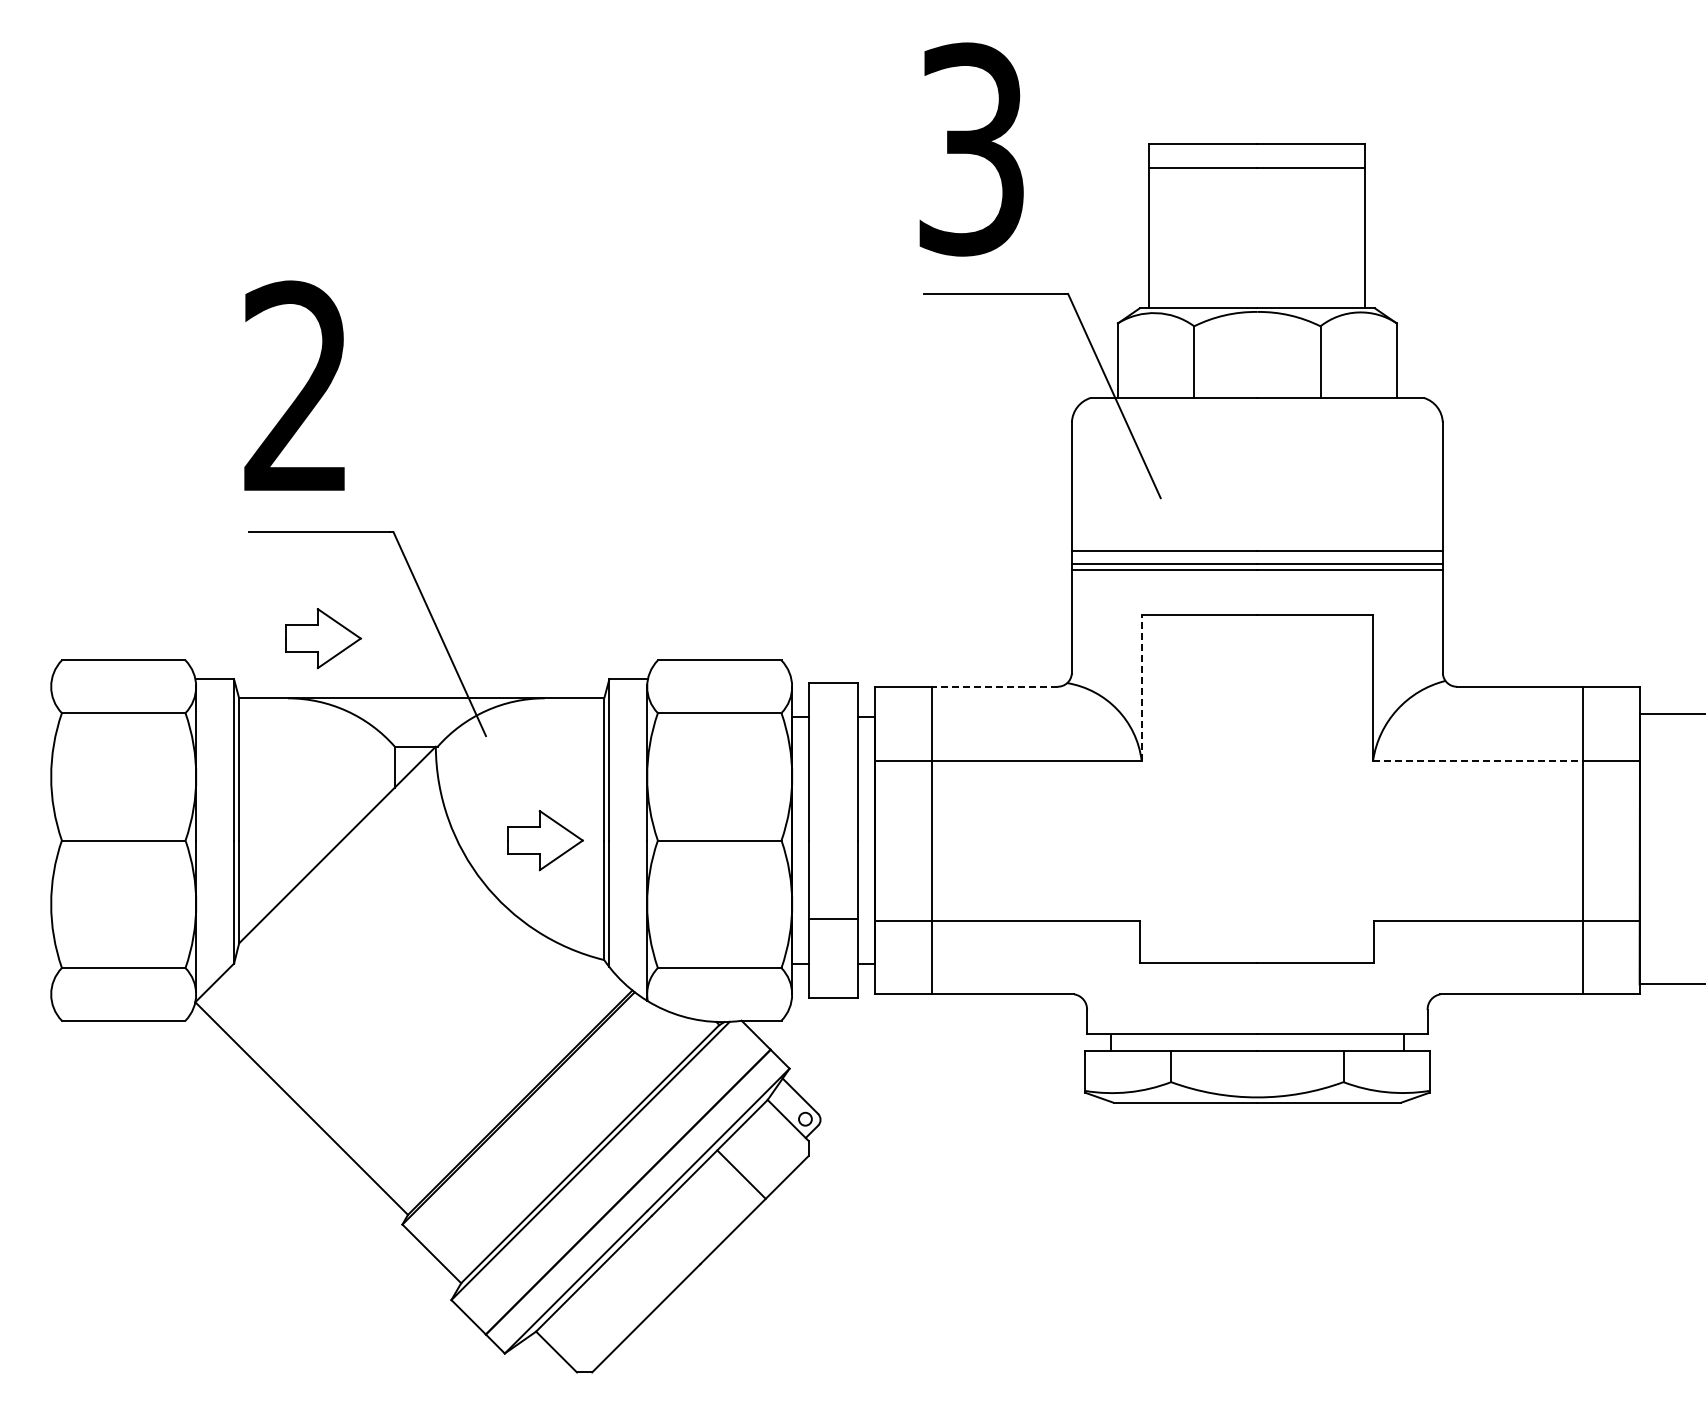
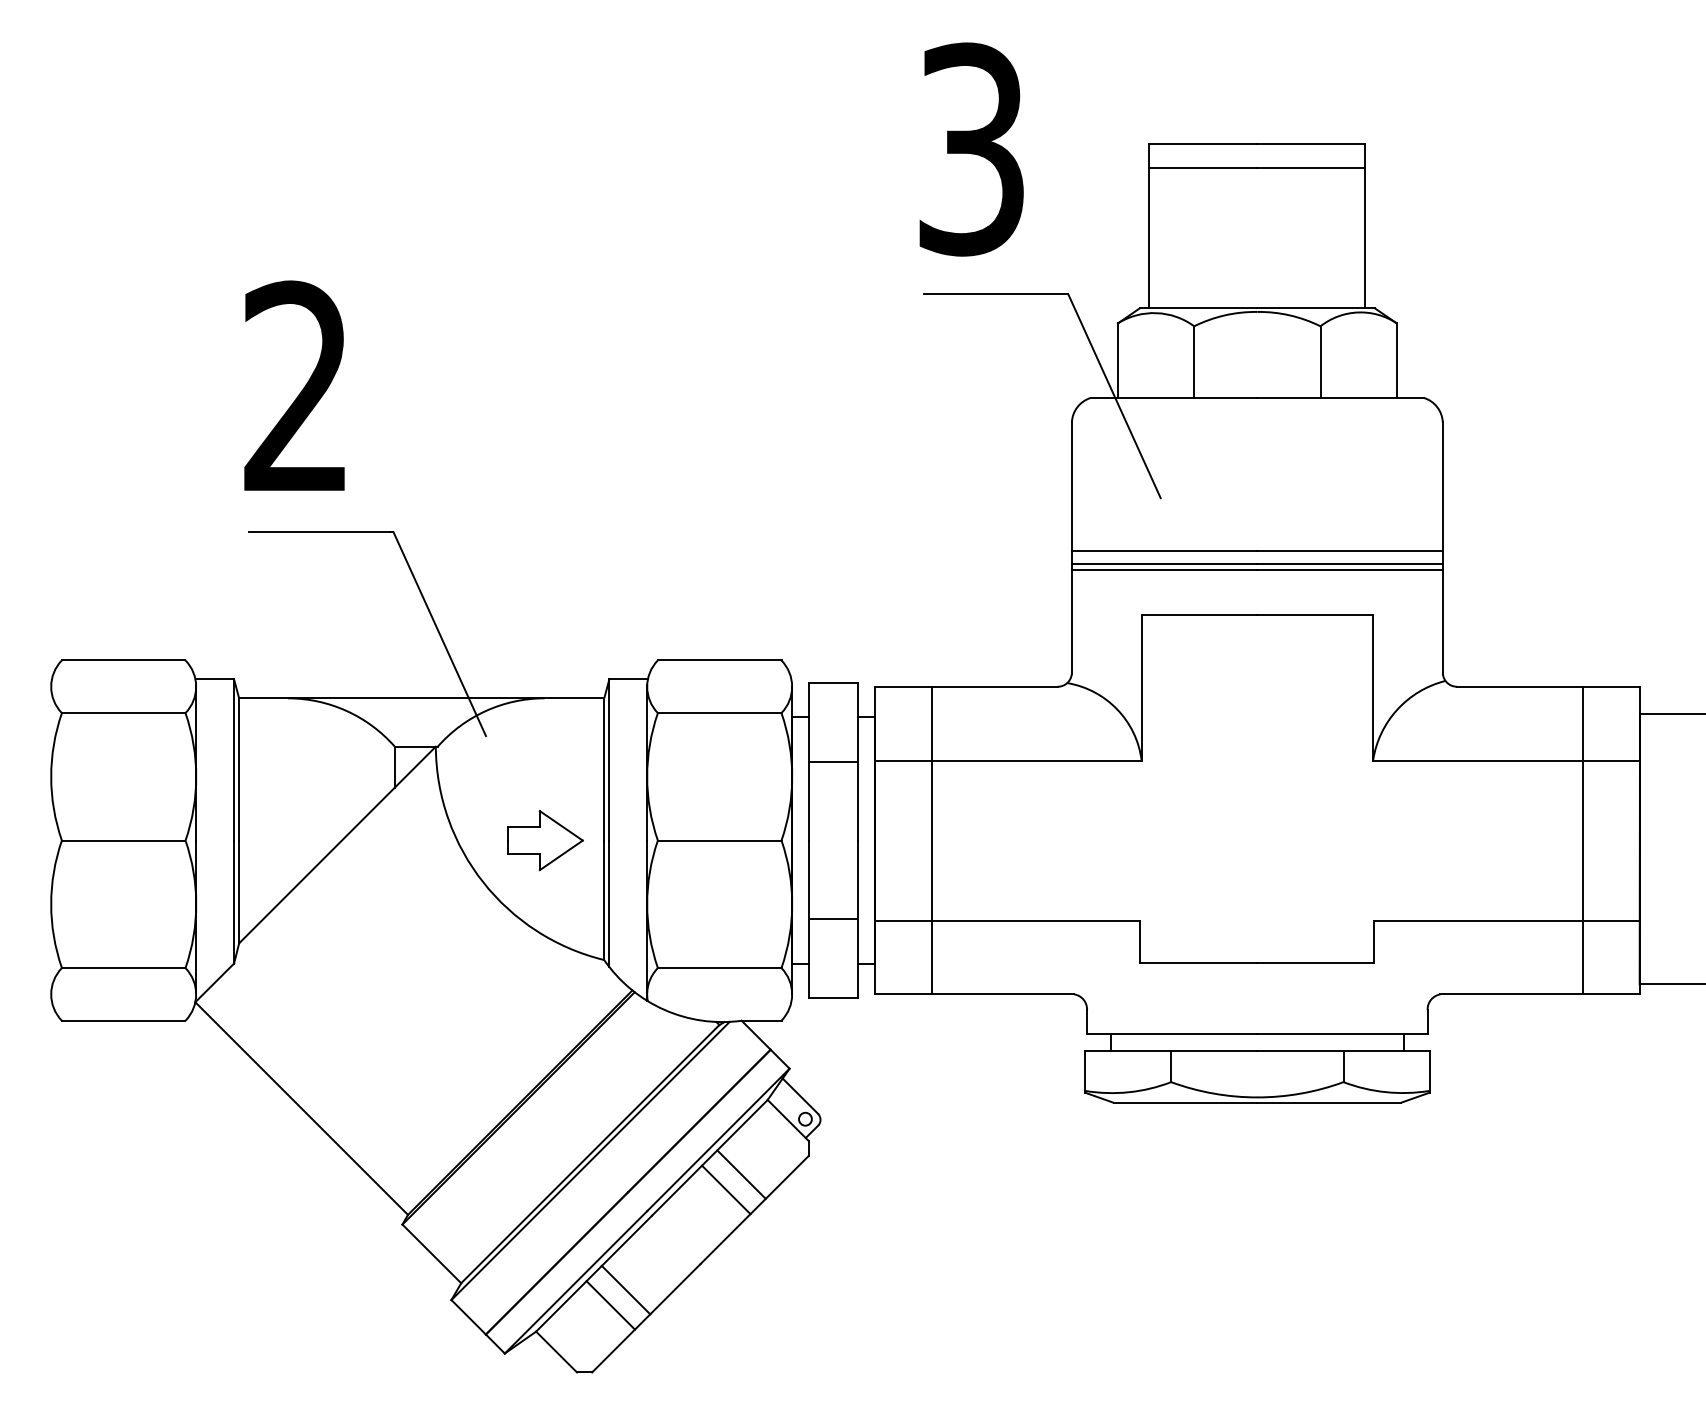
part: present -> none (323, 638)
line: dashed -> solid (994, 686)
line: dashed -> solid (1141, 688)
line: dashed -> solid (1477, 760)
line: none -> present (833, 761)
line: none -> present (726, 1189)
line: none -> present (625, 1289)
line: none -> present (610, 1305)
